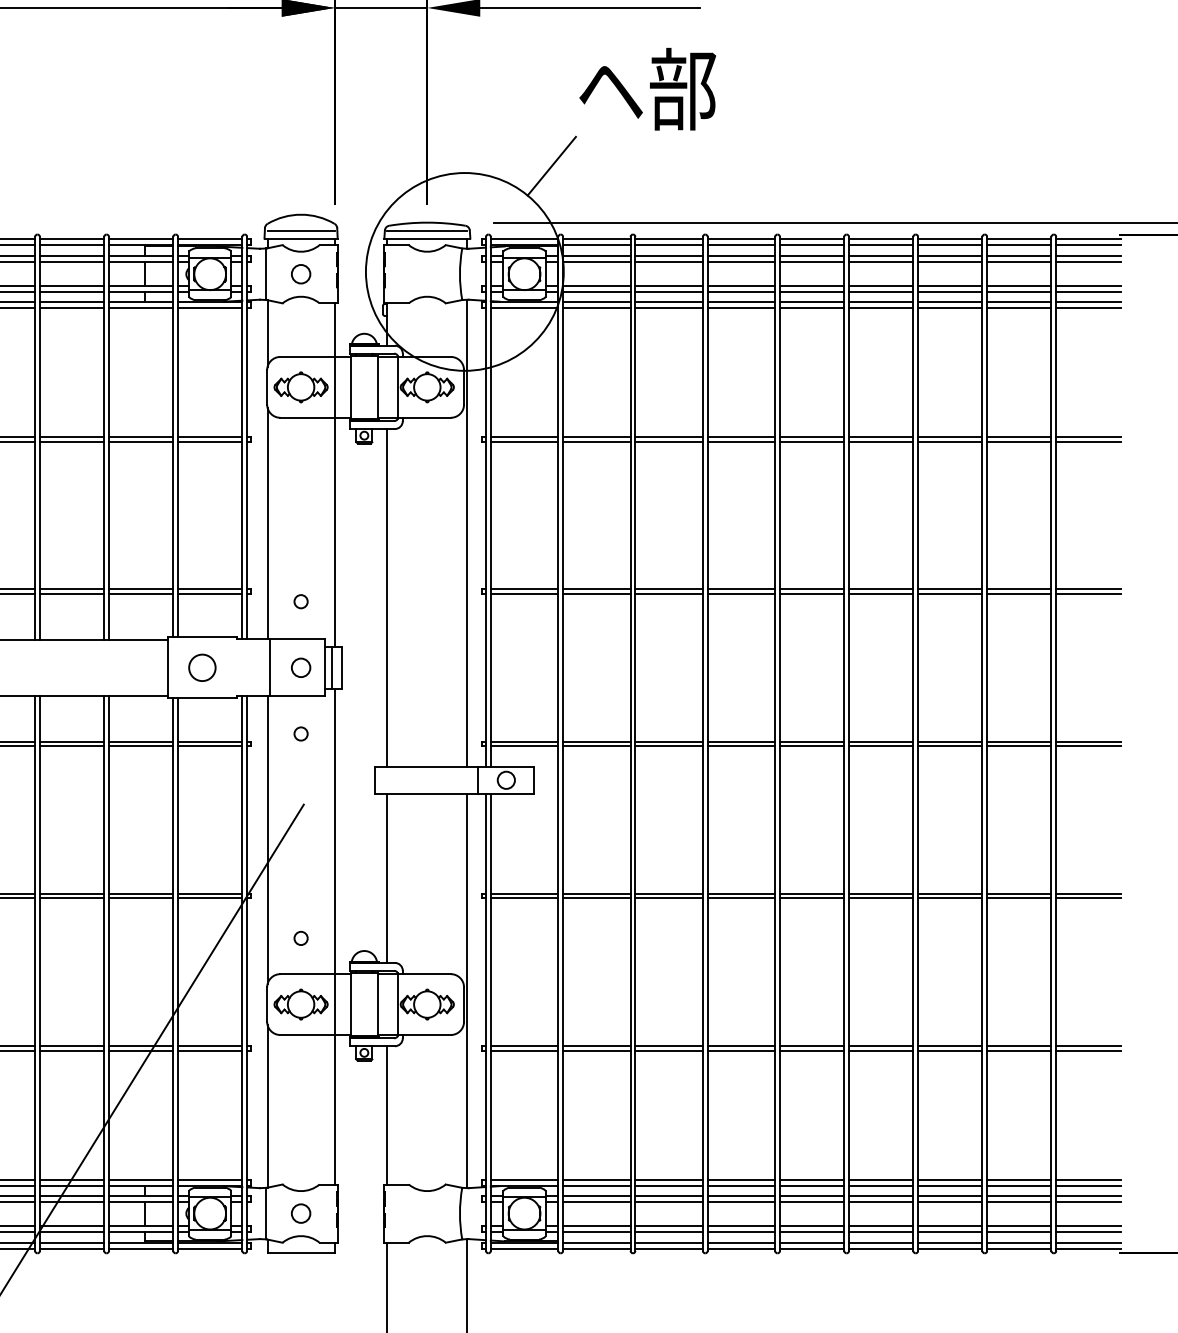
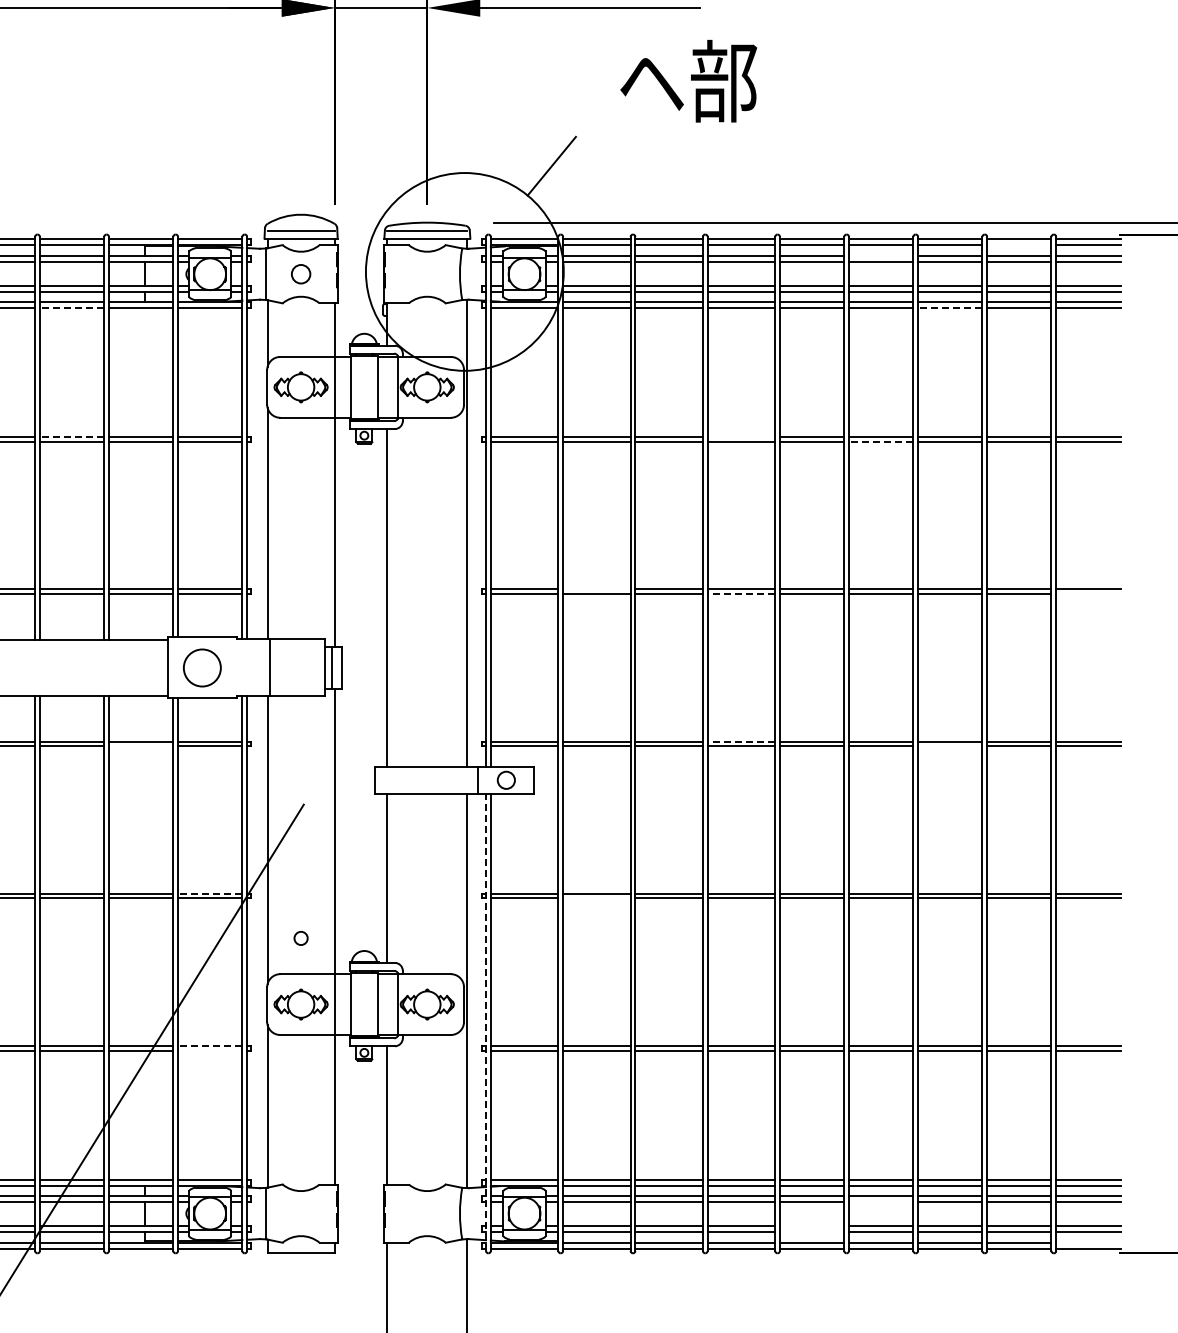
text position: (647, 88) -> (688, 80) (688, 80)
line: present -> none (1019, 245)
line: present -> none (881, 256)
line: solid -> dashed (71, 307)
line: solid -> dashed (949, 307)
line: solid -> dashed (71, 437)
line: present -> none (741, 437)
line: solid -> dashed (880, 442)
line: present -> none (596, 589)
line: solid -> dashed (741, 594)
line: present -> none (1088, 594)
circle: present -> none (300, 601)
circle size: 29x29 px -> 39x40 px (202, 667)
circle: present -> none (301, 667)
circle: present -> none (300, 733)
line: solid -> dashed (741, 741)
line: present -> none (140, 746)
line: present -> none (950, 746)
line: solid -> dashed (209, 893)
line: present -> none (596, 898)
line: solid -> dashed (486, 1022)
line: solid -> dashed (209, 1045)
line: present -> none (210, 1050)
line: present -> none (881, 1201)
circle: present -> none (301, 1213)
line: present -> none (811, 1225)
line: present -> none (811, 1231)
line: present -> none (1088, 1242)
